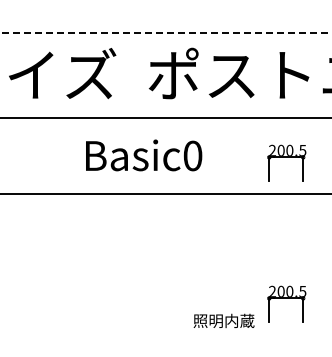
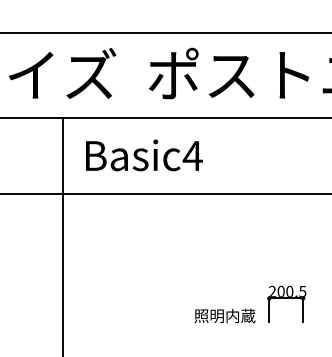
line: dashed -> solid (166, 33)
text: Basic0 -> Basic4 (192, 155)
part: present -> none (286, 162)
line: none -> present (62, 235)
text position: (223, 320) -> (224, 315) (224, 315)
